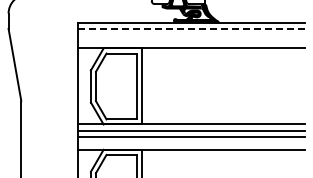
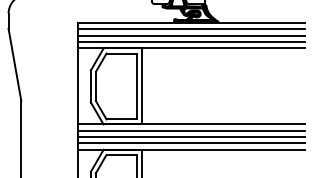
line: dashed -> solid (192, 29)
line: none -> present (191, 35)
line: none -> present (191, 42)
line: none -> present (191, 143)
